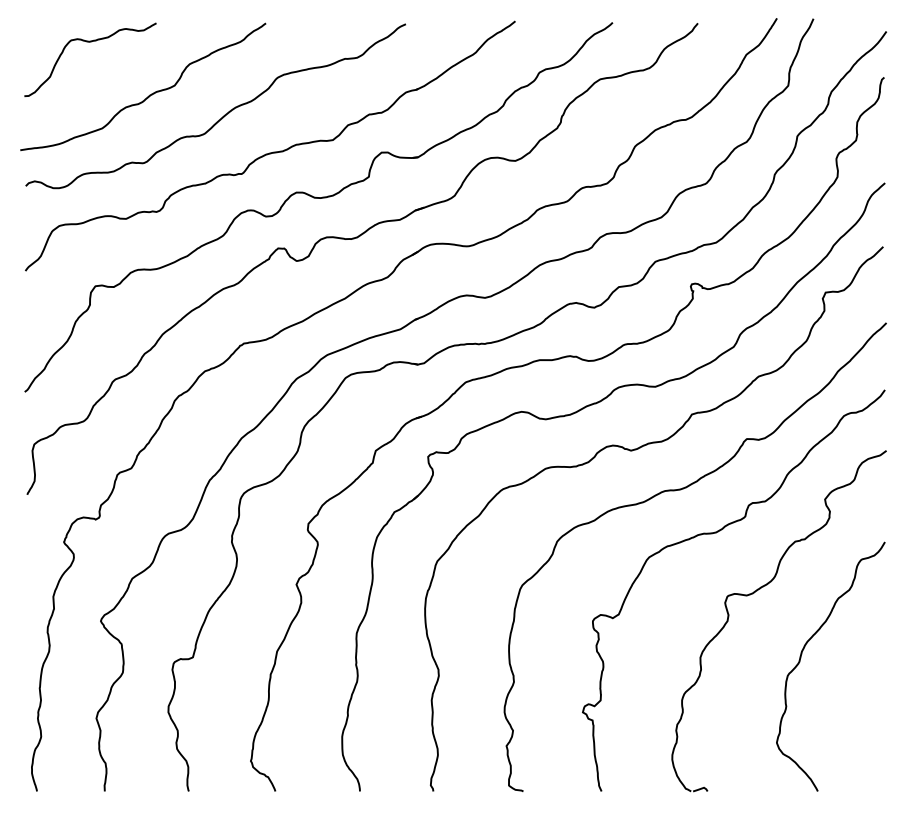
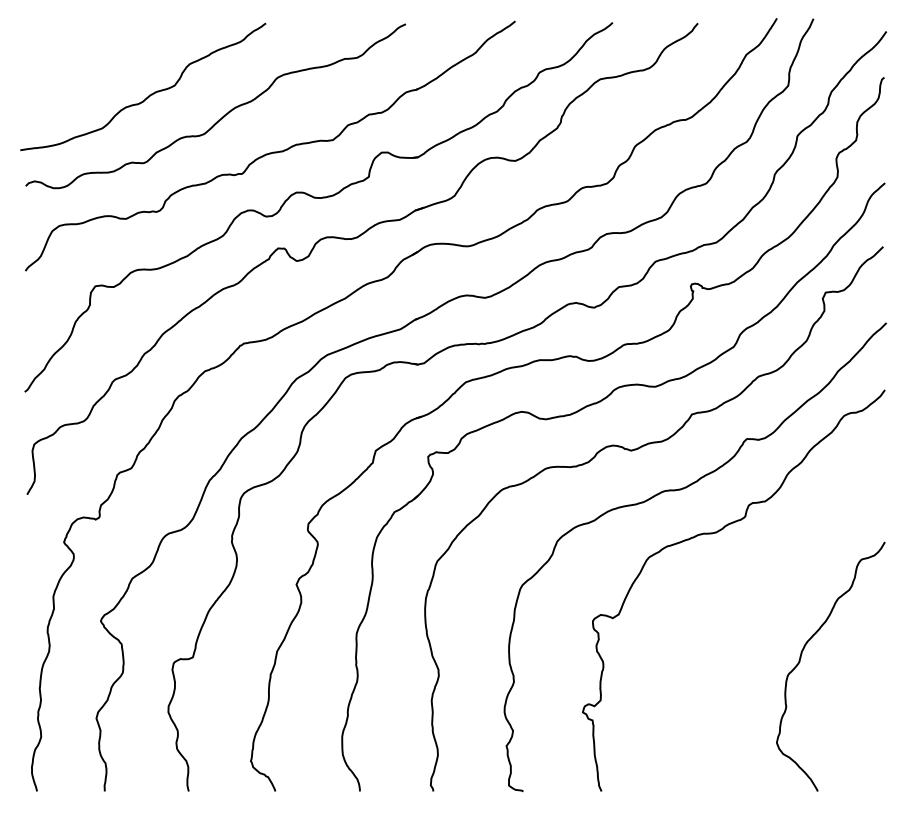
curve: present -> none (90, 42)
part: present -> none (757, 591)
